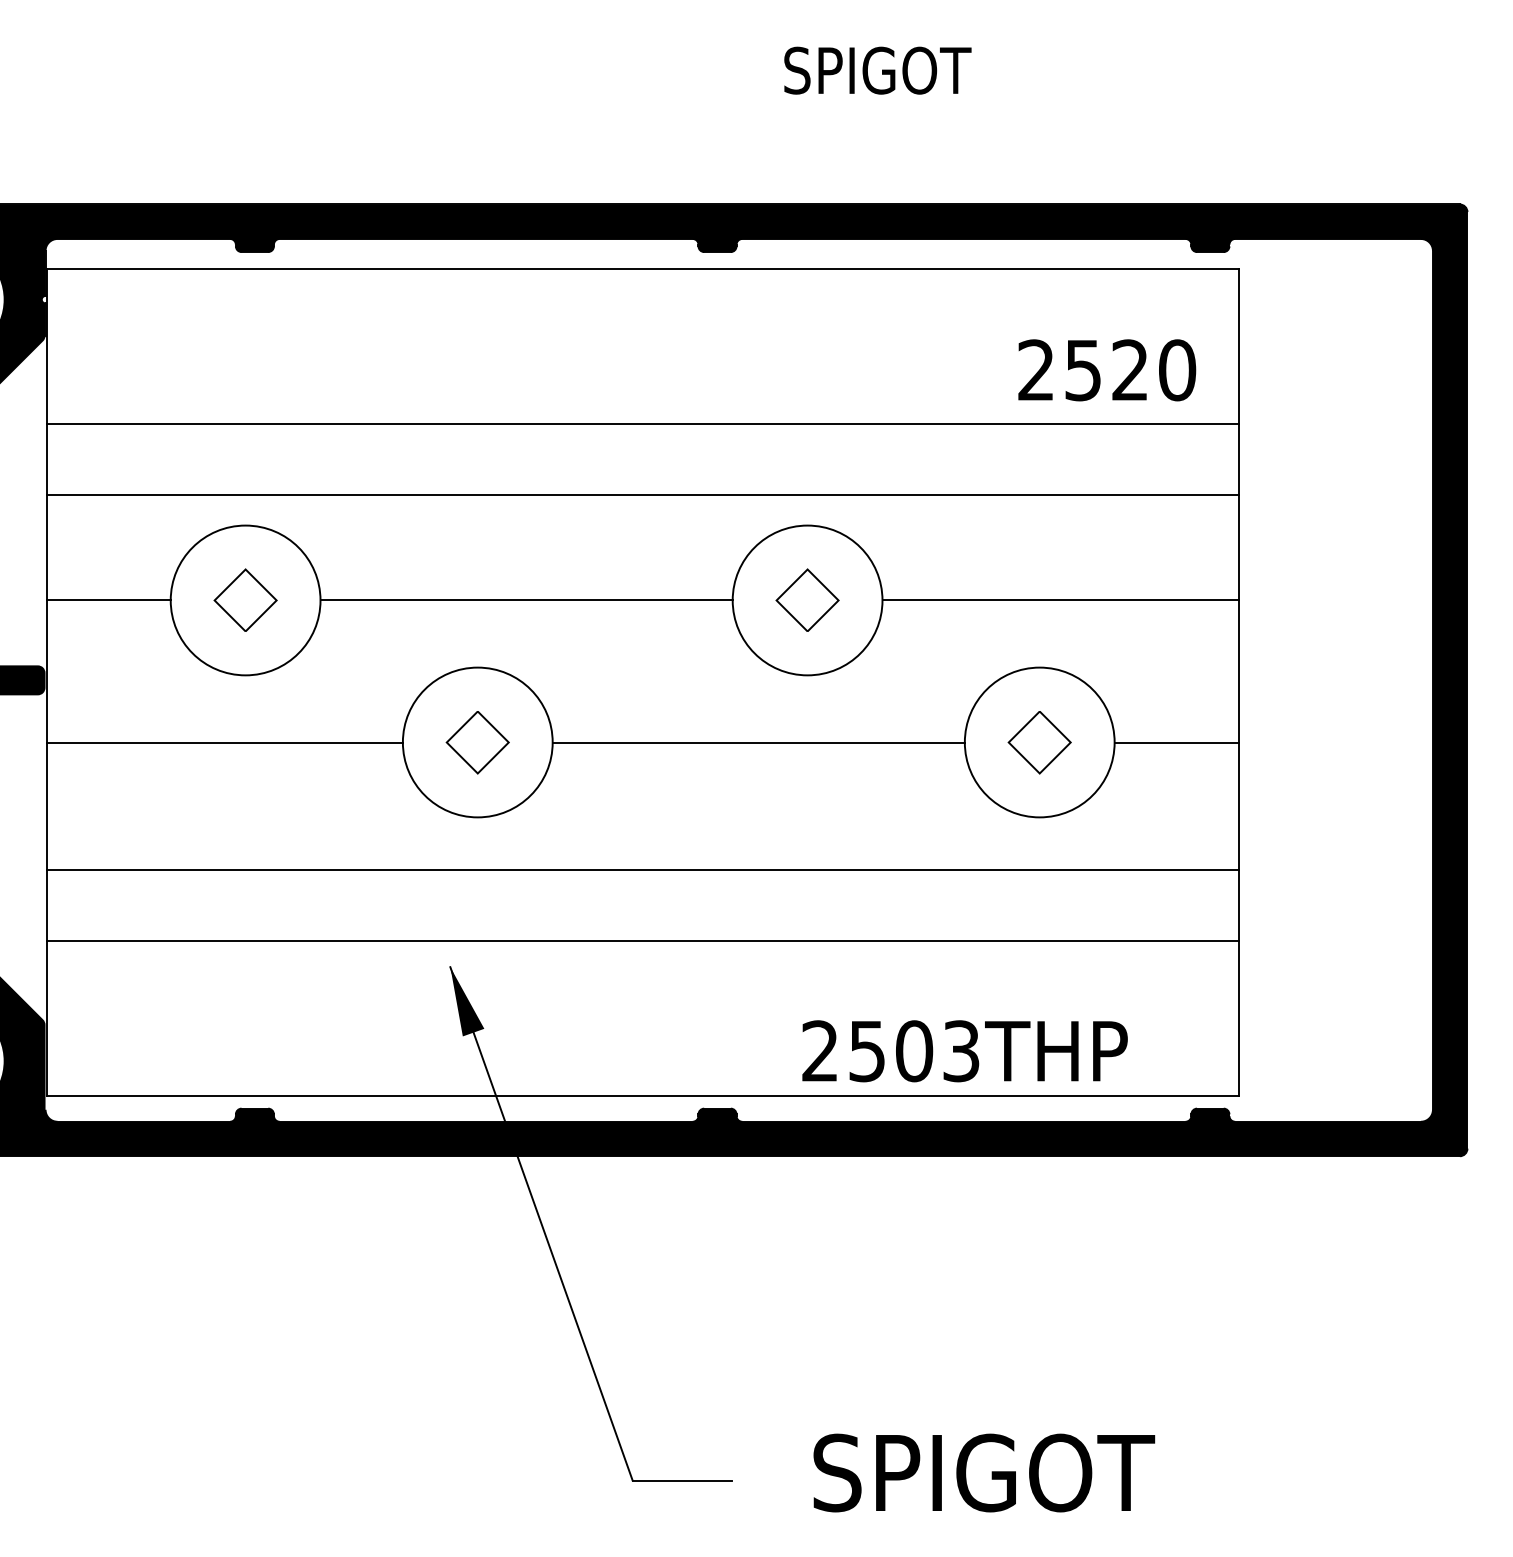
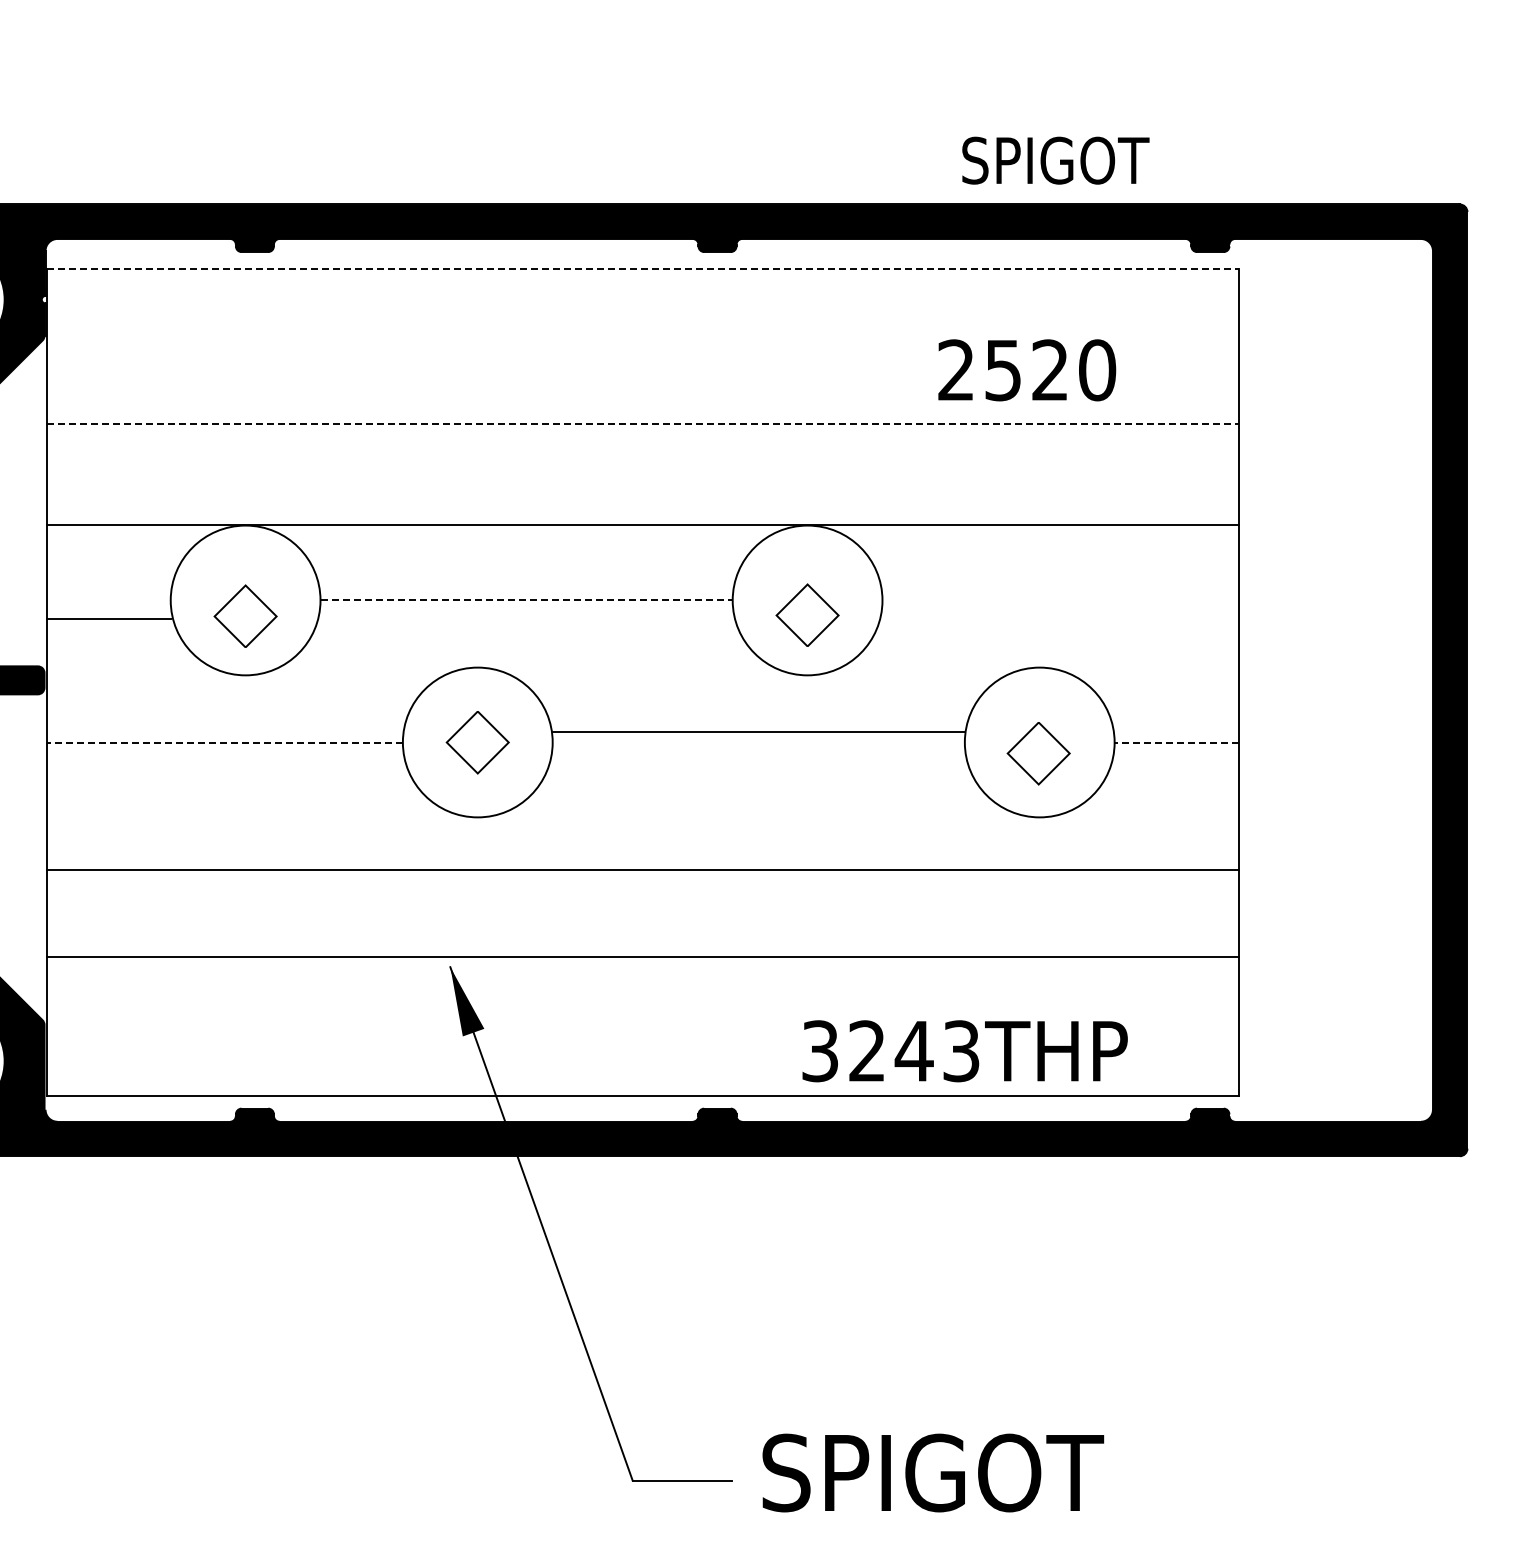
text position: (877, 70) -> (1055, 160) (1055, 160)
line: solid -> dashed (643, 269)
text position: (1107, 370) -> (1027, 370) (1027, 370)
line: solid -> dashed (643, 424)
line position: (642, 495) -> (642, 525) (642, 525)
part position: (245, 599) -> (245, 615) (245, 615)
part position: (807, 599) -> (807, 614) (807, 614)
line position: (108, 600) -> (108, 619) (108, 619)
line: solid -> dashed (527, 600)
line: present -> none (1060, 600)
line: solid -> dashed (224, 742)
line position: (758, 742) -> (758, 731) (758, 731)
part position: (1039, 742) -> (1038, 753) (1038, 753)
line: solid -> dashed (1176, 742)
line position: (642, 941) -> (642, 957) (642, 957)
text: 2503THP -> 3243THP (867, 1051)
text position: (984, 1472) -> (933, 1472) (933, 1472)
